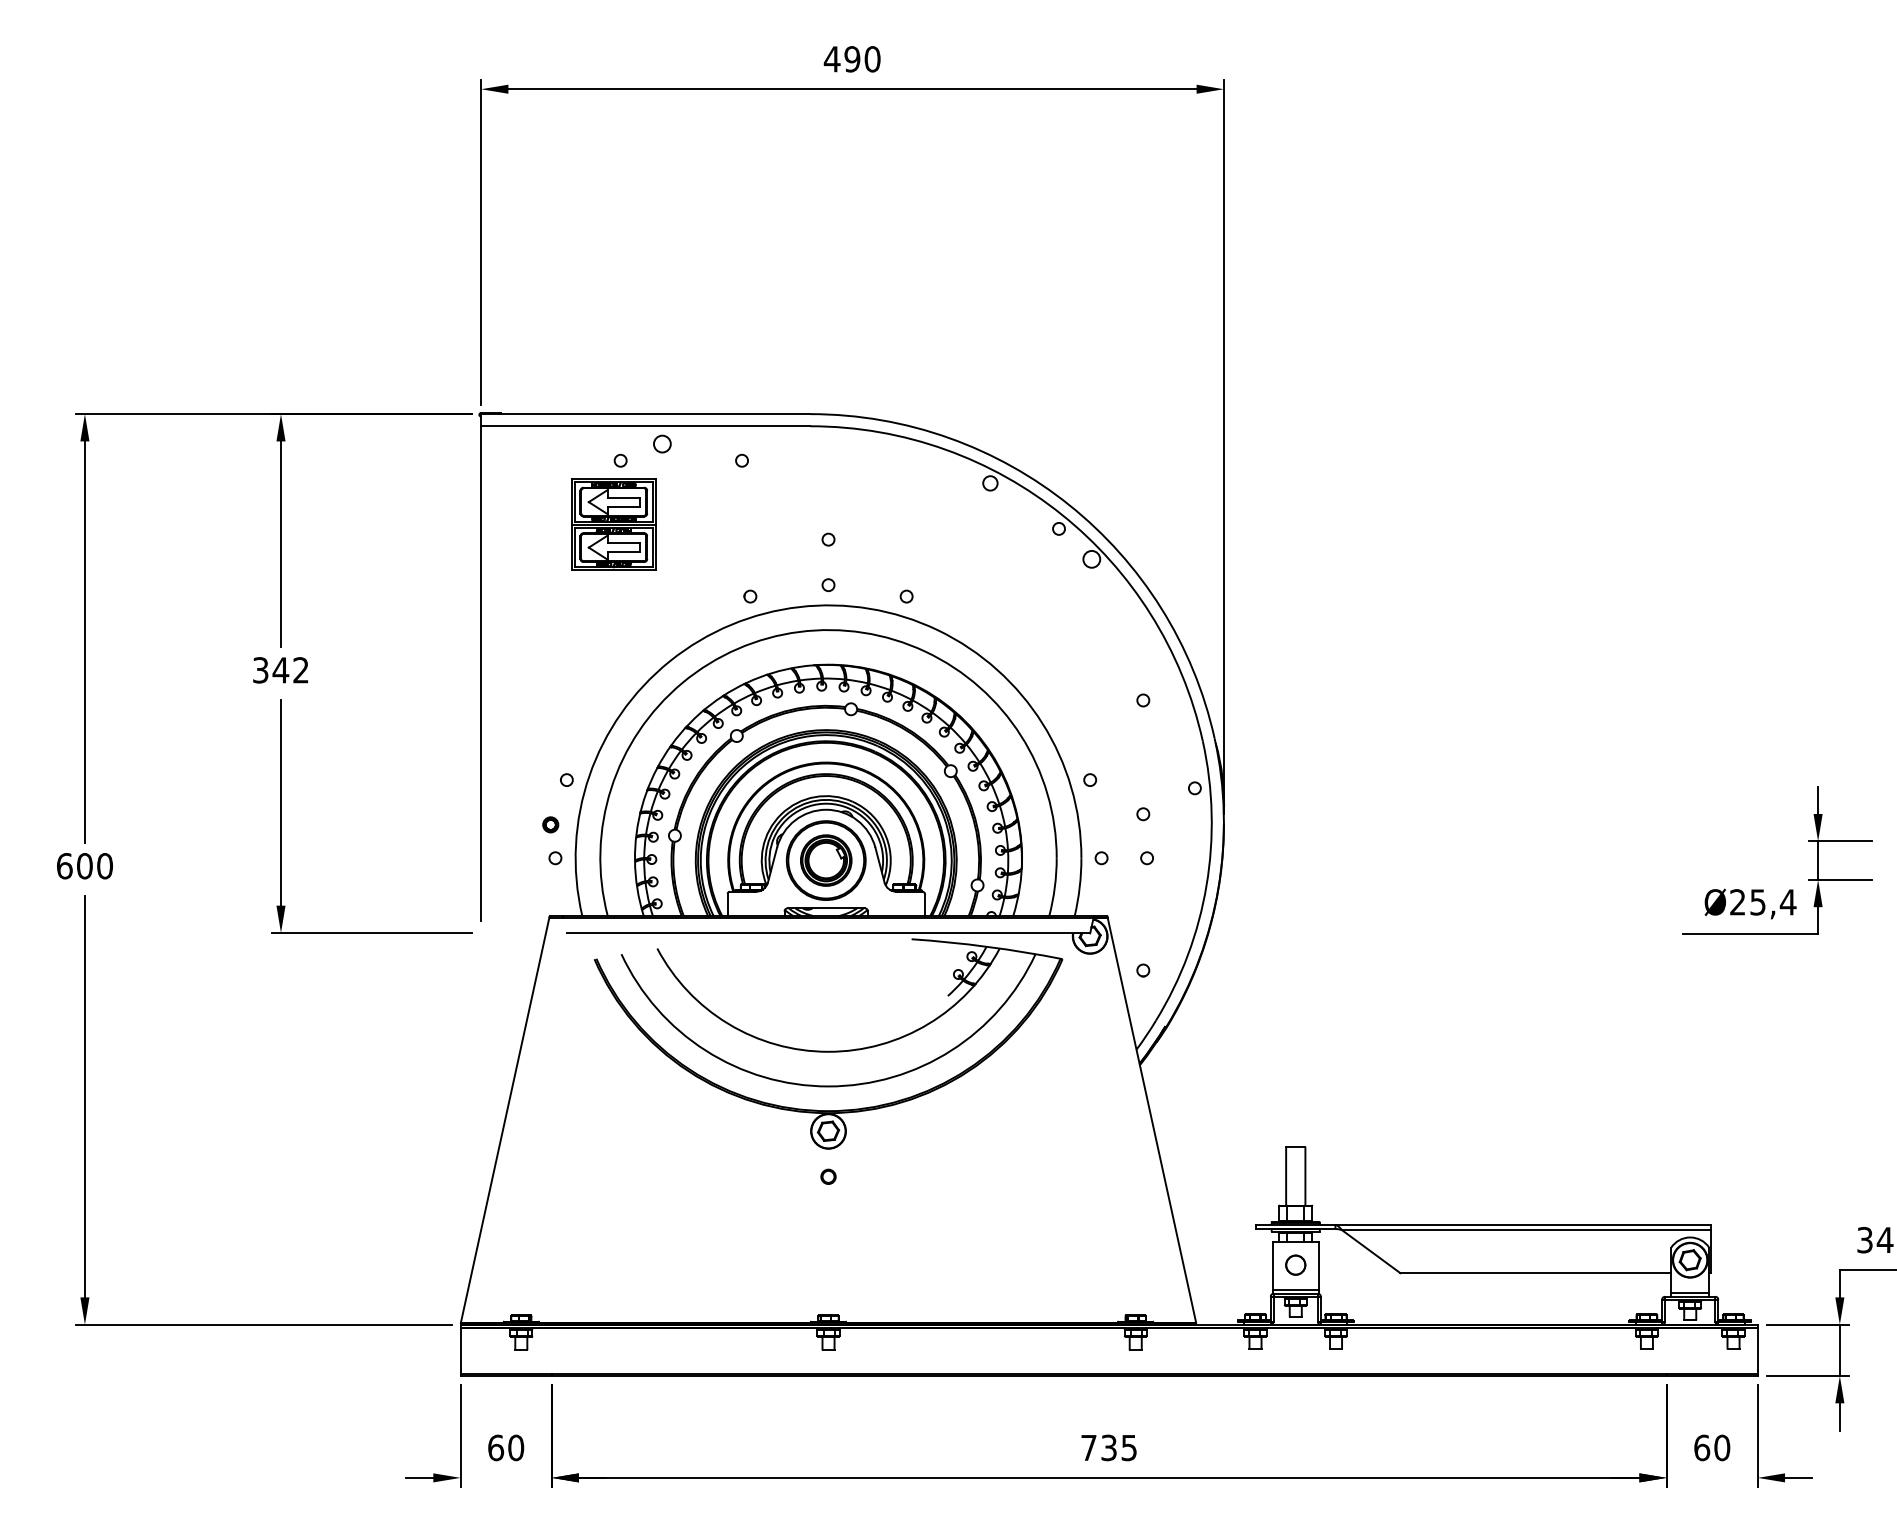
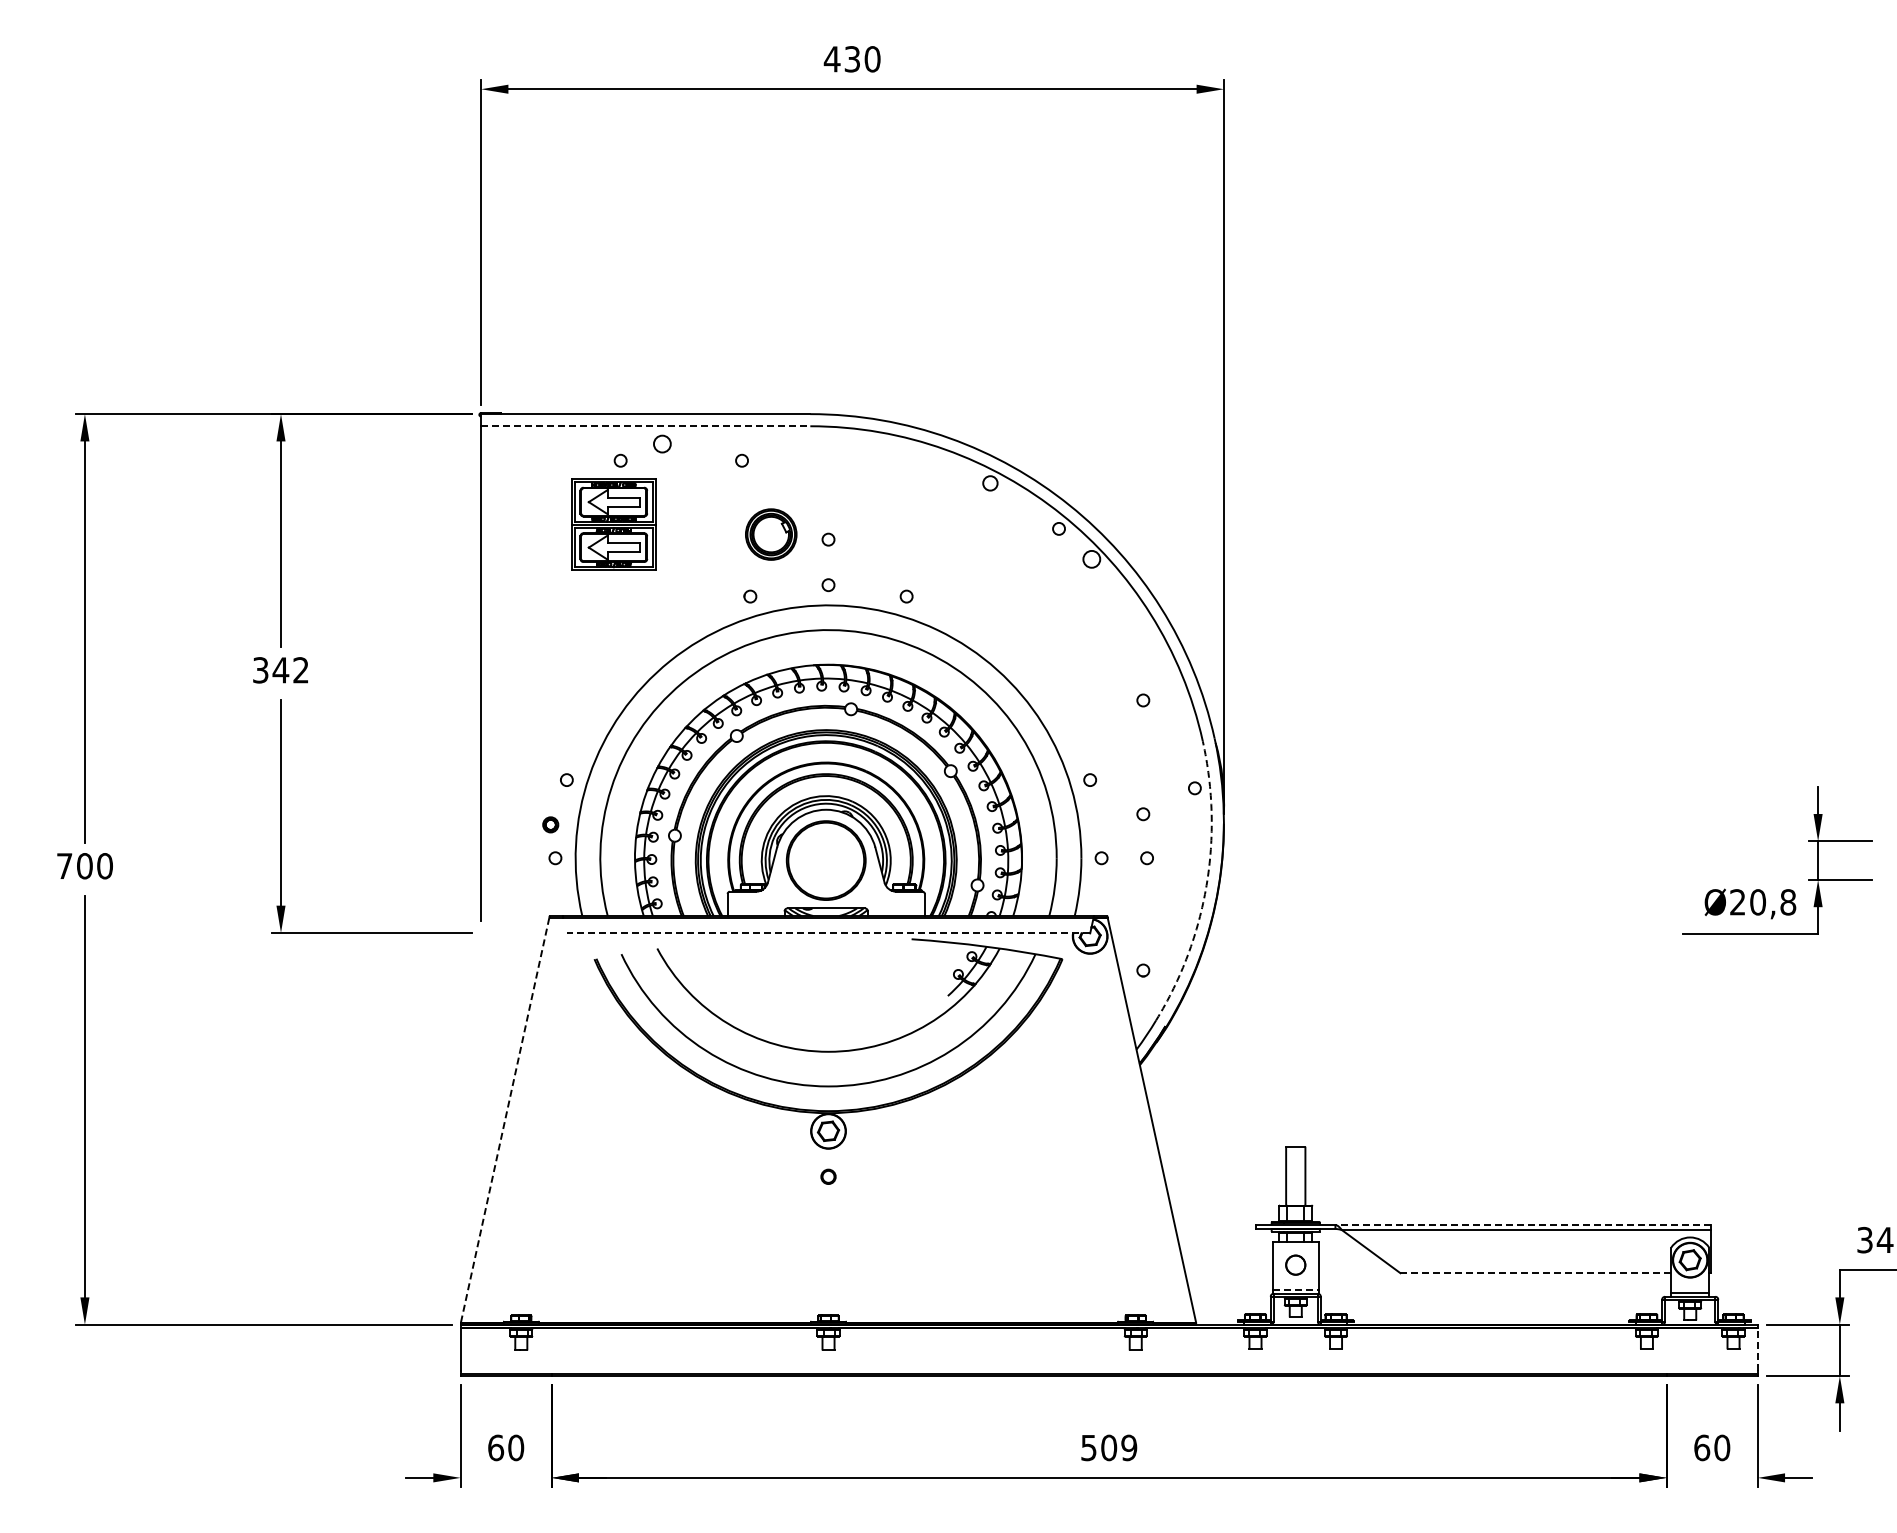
text: 490 -> 430 (852, 59)
line: solid -> dashed (645, 426)
part position: (826, 860) -> (771, 534) (771, 534)
text: 600 -> 700 (64, 866)
arc: solid -> dashed (1206, 885)
text: Ø25,4 -> Ø20,8 (1773, 902)
line: solid -> dashed (828, 933)
line: solid -> dashed (505, 1120)
line: solid -> dashed (1522, 1225)
line: solid -> dashed (1536, 1273)
line: solid -> dashed (1295, 1289)
line: solid -> dashed (1757, 1349)
text: 735 -> 509 (1109, 1447)
